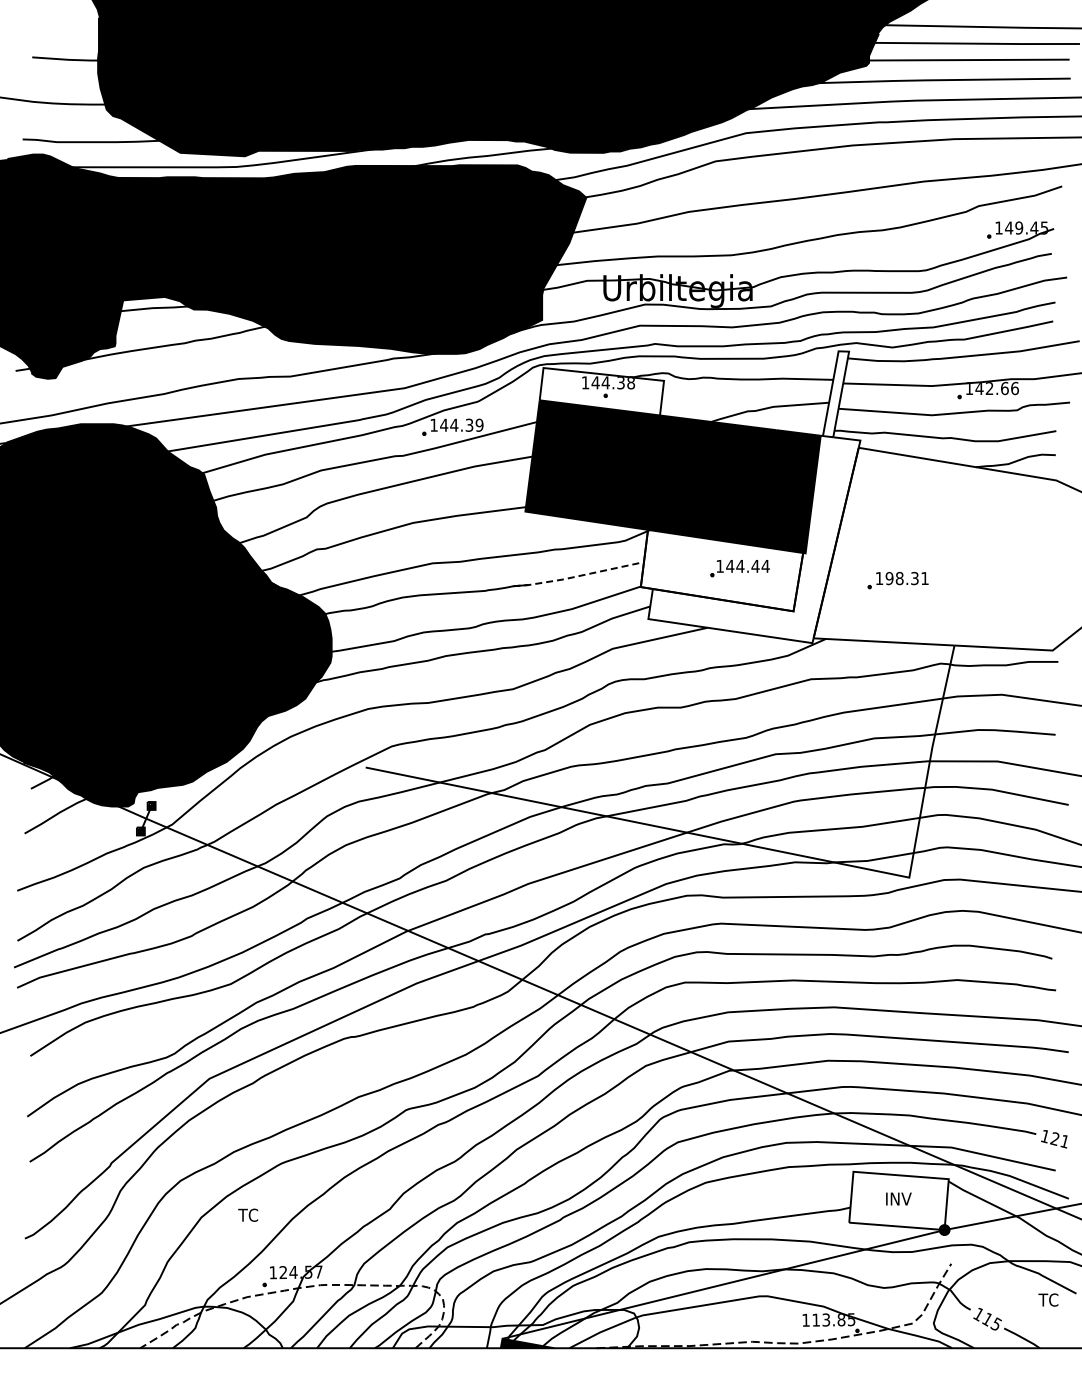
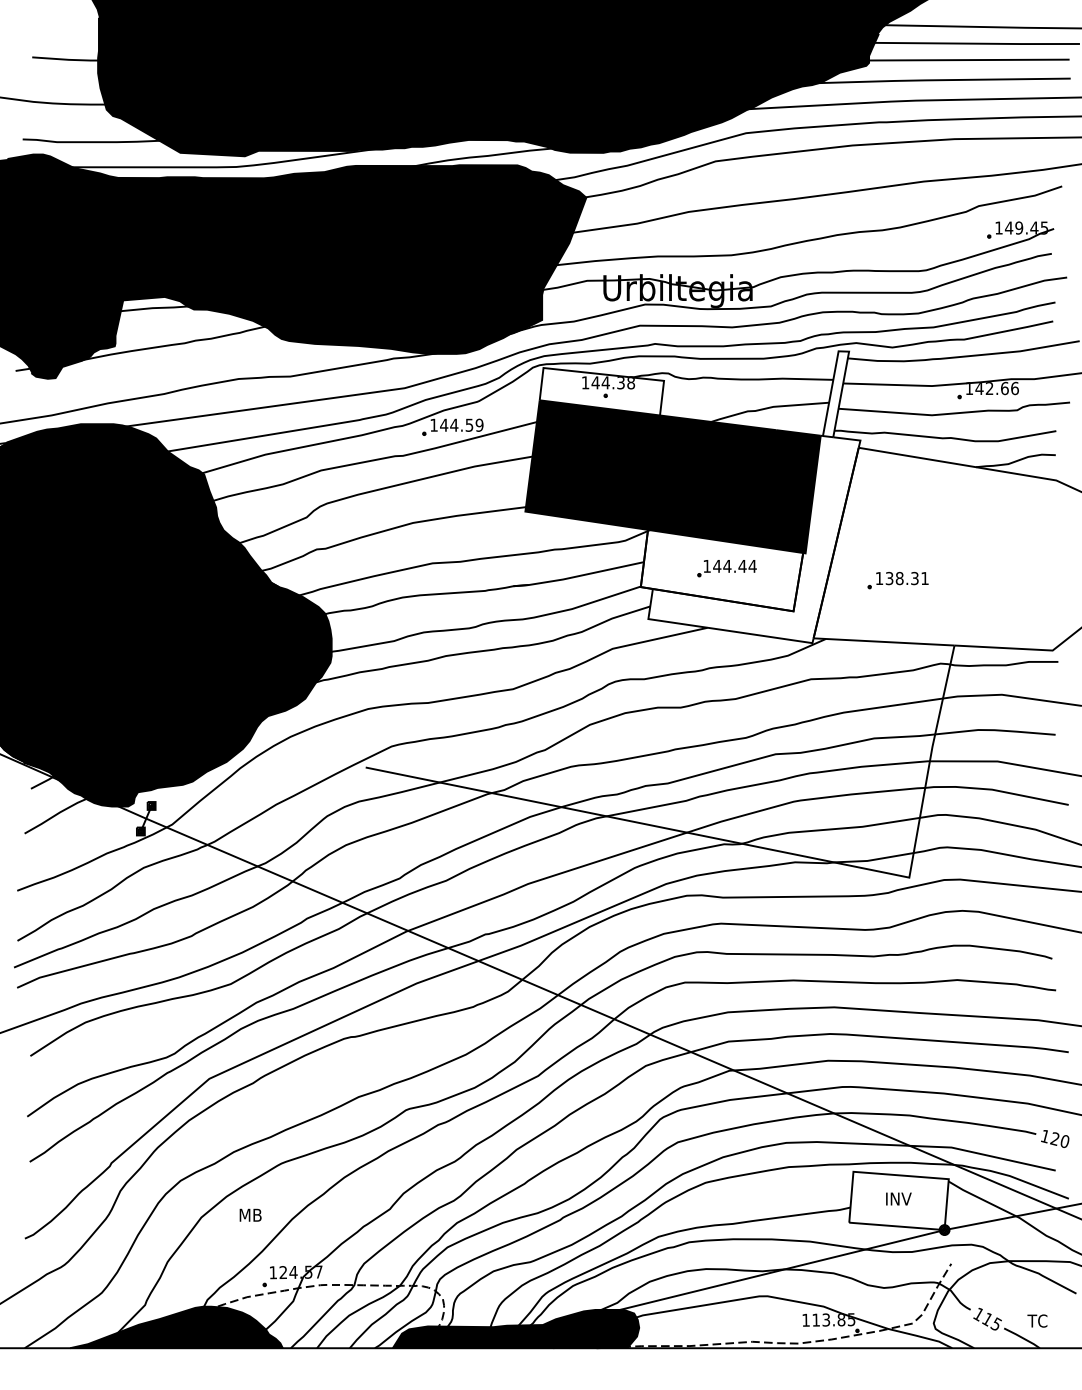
text: 144.39 -> 144.59 (469, 424)
part position: (739, 568) -> (726, 568) (726, 568)
line: dashed -> solid (577, 576)
text: 198.31 -> 138.31 (889, 578)
text: 121 -> 120 (1064, 1141)
text: TC -> MB (249, 1214)
text position: (1048, 1299) -> (1037, 1320) (1037, 1320)
fill: none -> present (176, 1327)
fill: none -> present (515, 1328)
